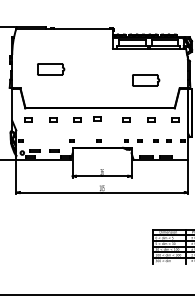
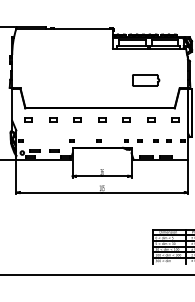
part: present -> none (51, 69)
part position: (97, 118) -> (102, 119) (102, 119)
line position: (96, 294) -> (96, 274) (96, 274)
